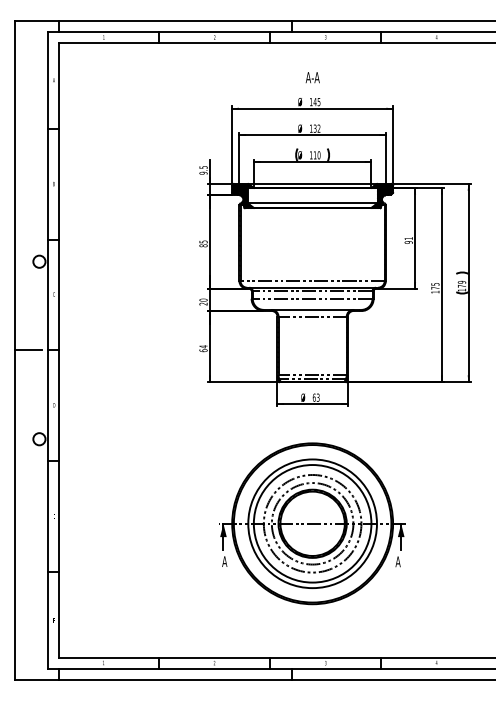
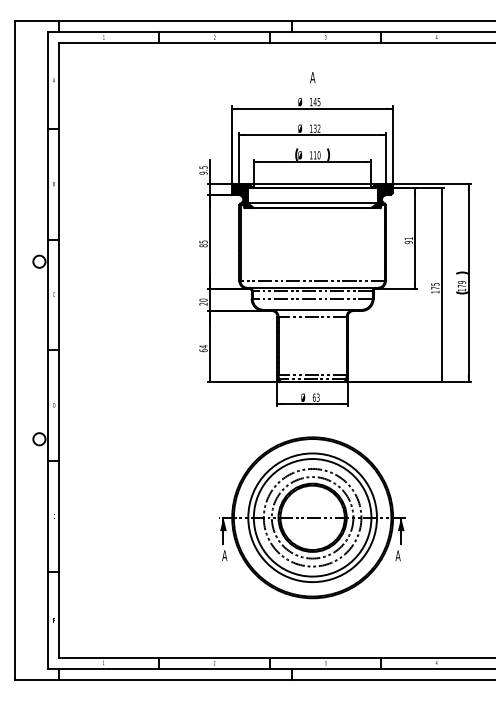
text: A-A -> A (312, 77)
line: present -> none (28, 350)
part position: (312, 523) -> (312, 517) (312, 517)
